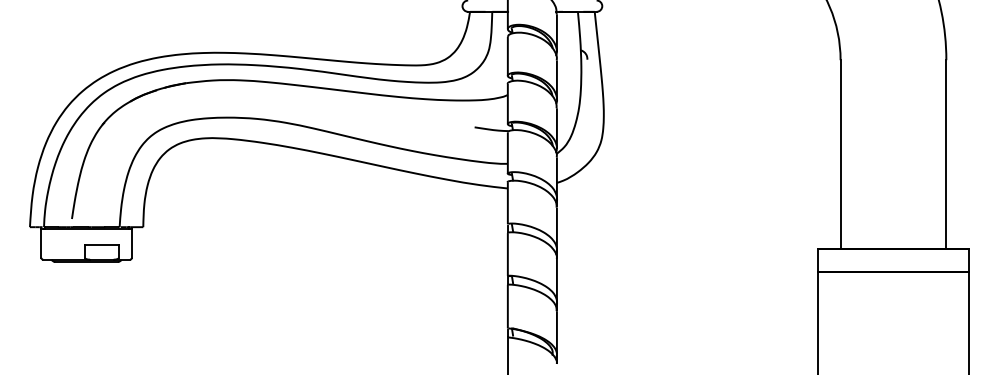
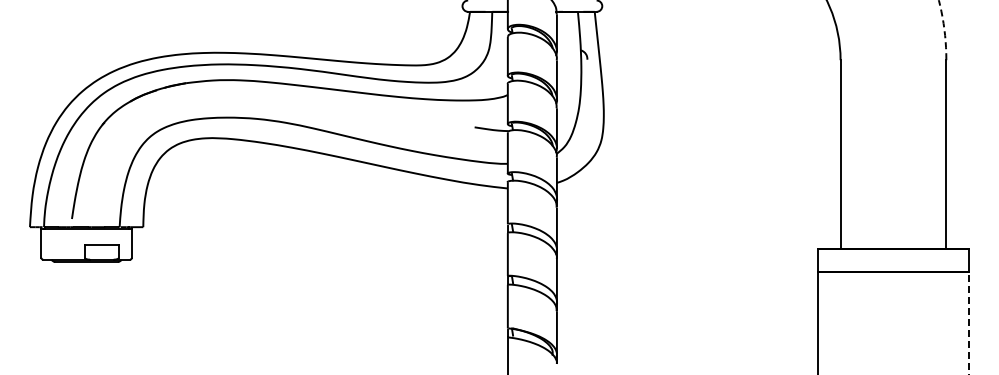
arc: solid -> dashed (944, 30)
line: solid -> dashed (969, 322)
